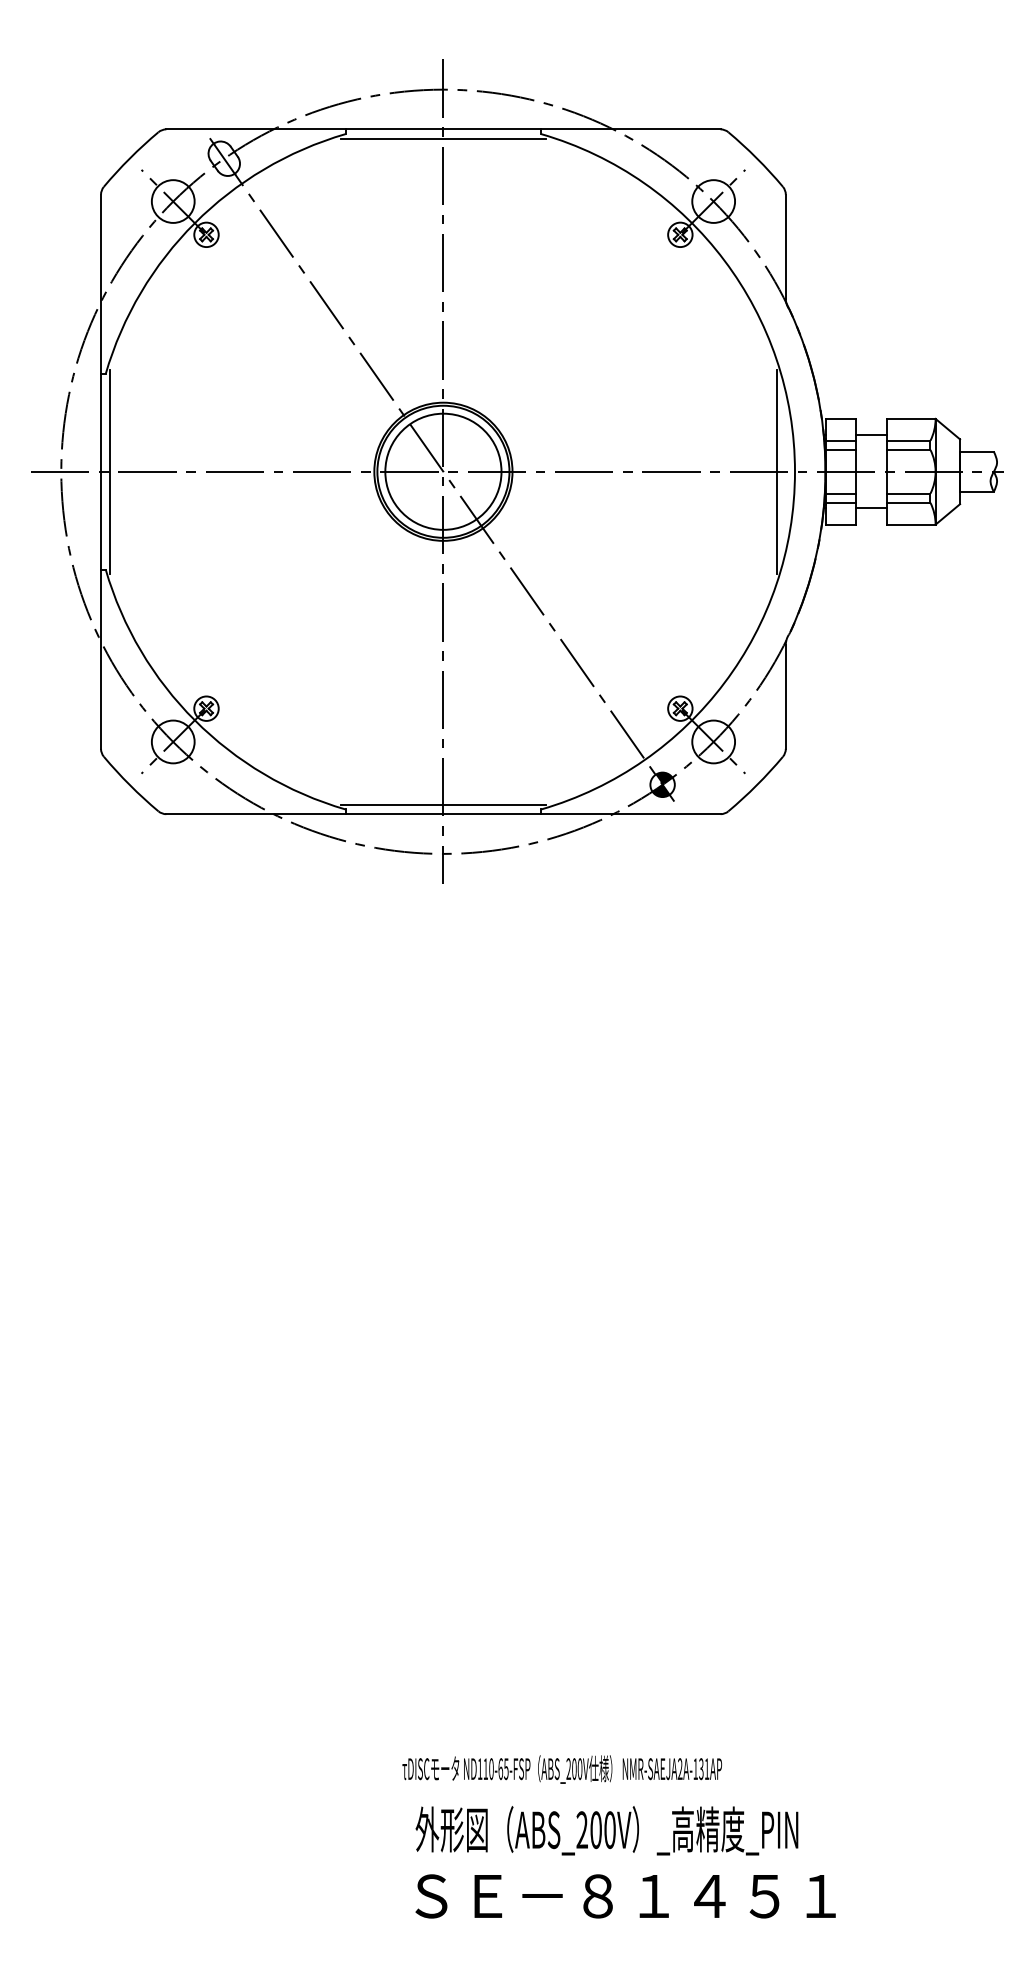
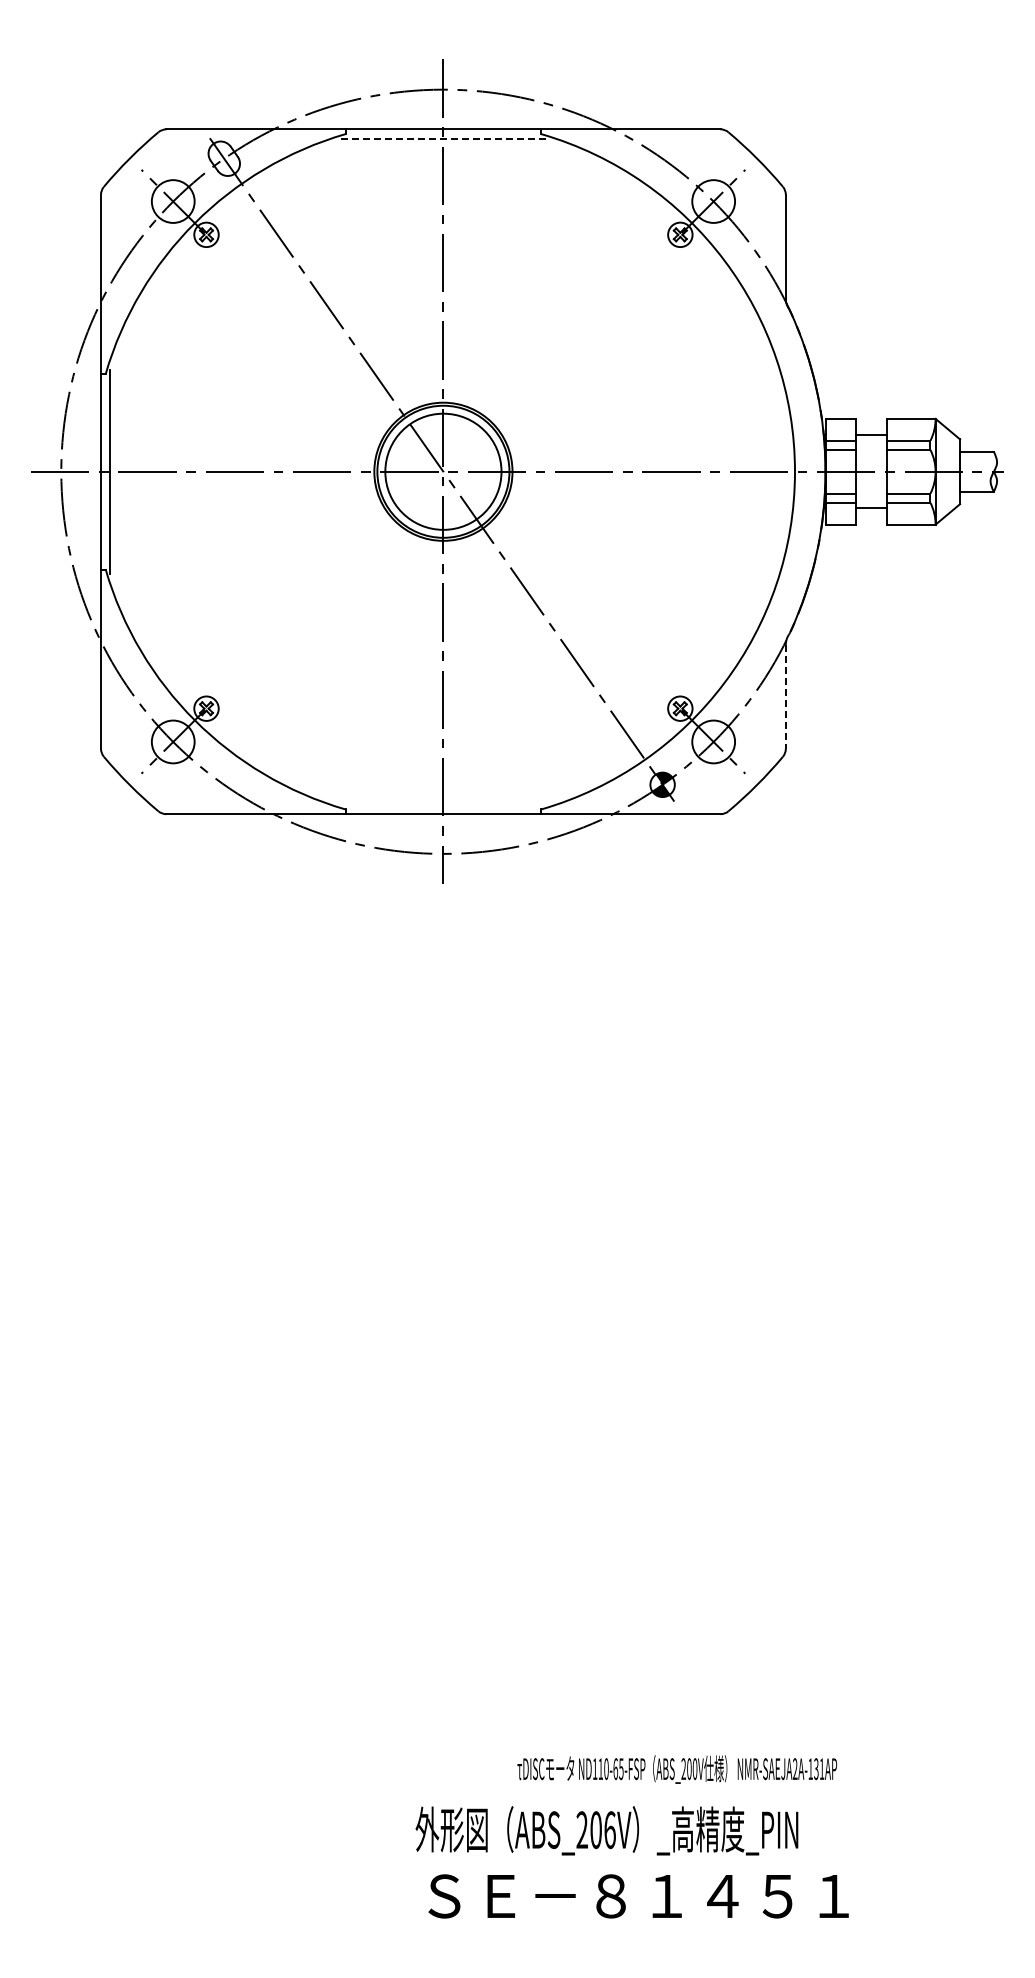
line: solid -> dashed (443, 138)
line: present -> none (776, 471)
line: solid -> dashed (785, 697)
line: present -> none (443, 805)
text position: (561, 1769) -> (676, 1769) (676, 1769)
text: ABS_200V -> ABS_206V (609, 1829)
text position: (625, 1896) -> (638, 1896) (638, 1896)
